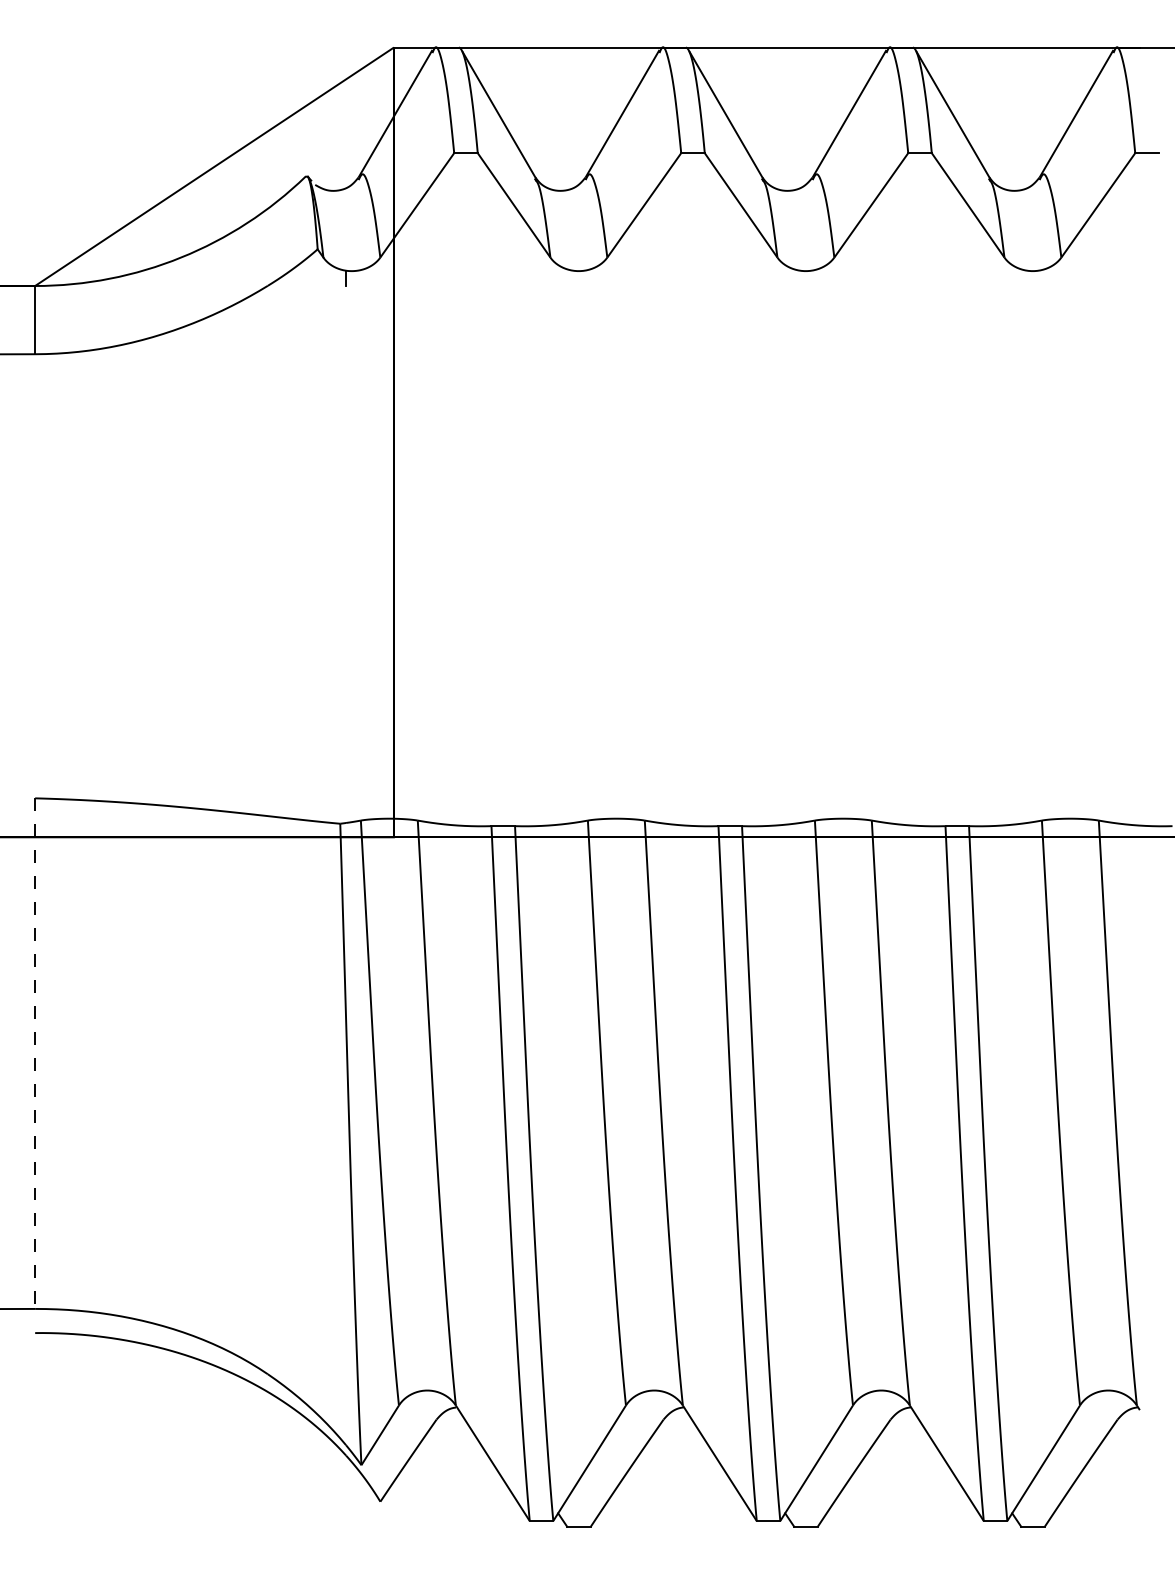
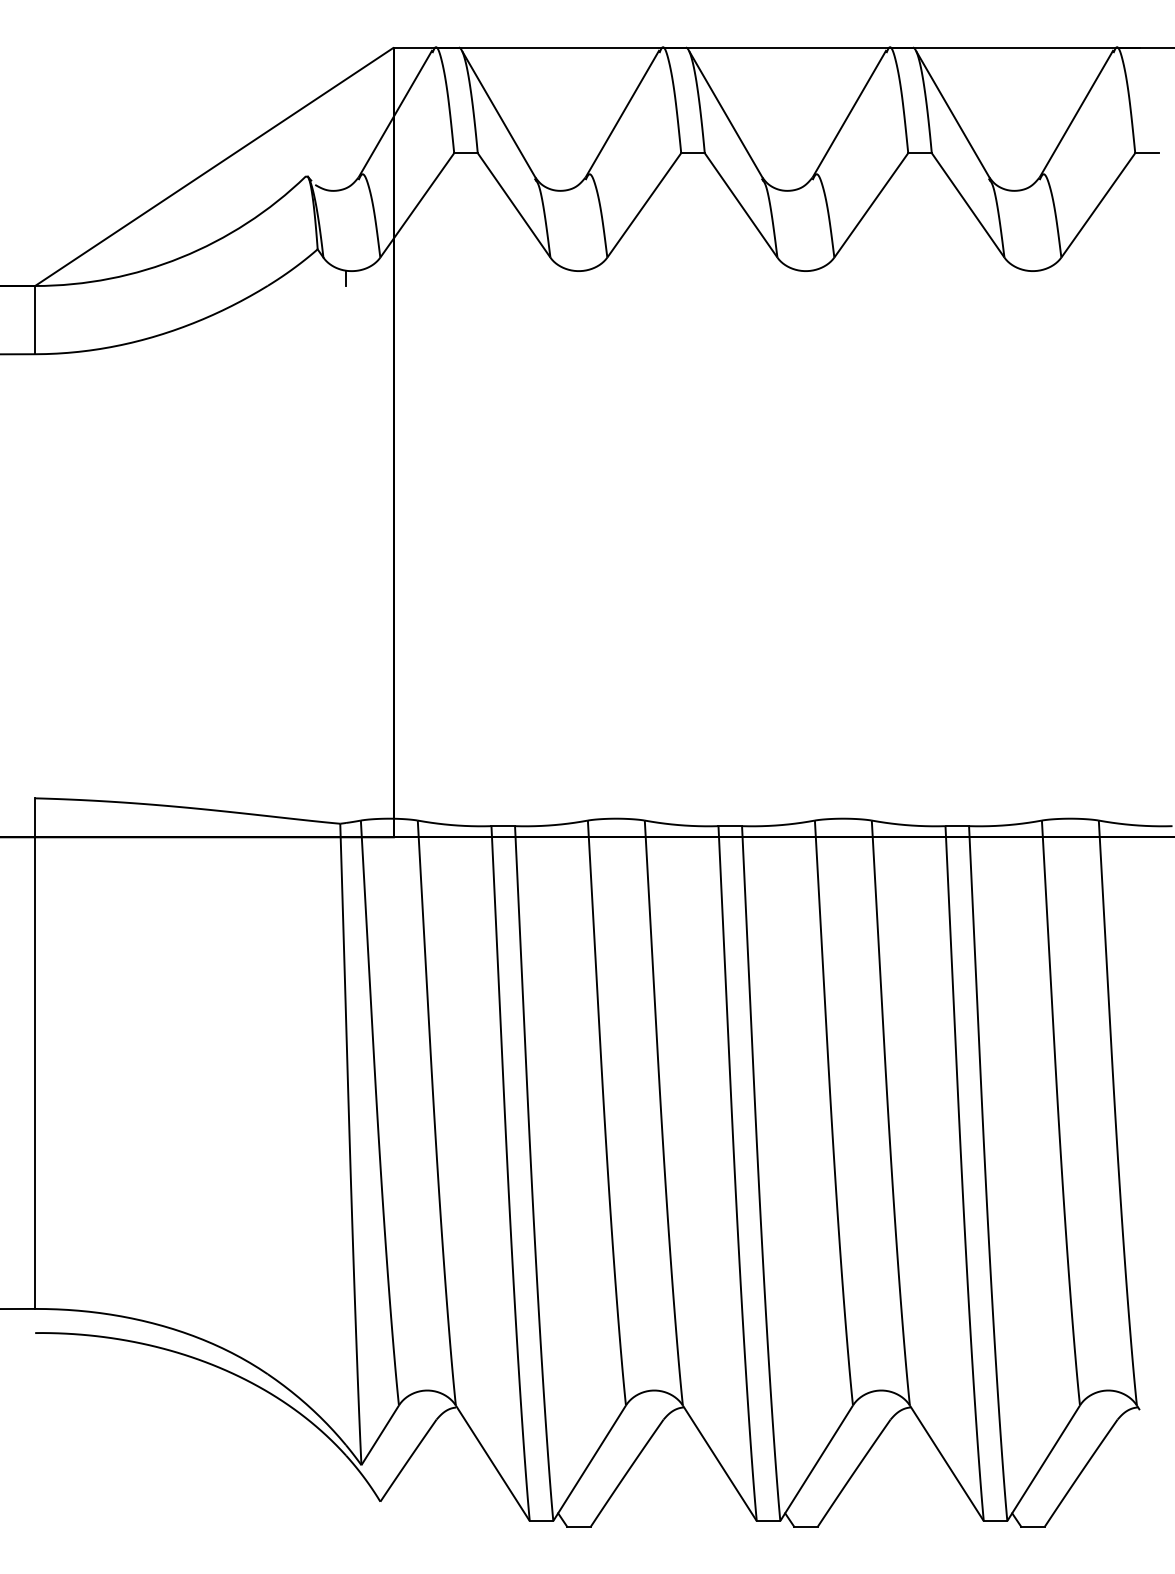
line: dashed -> solid (35, 1054)
